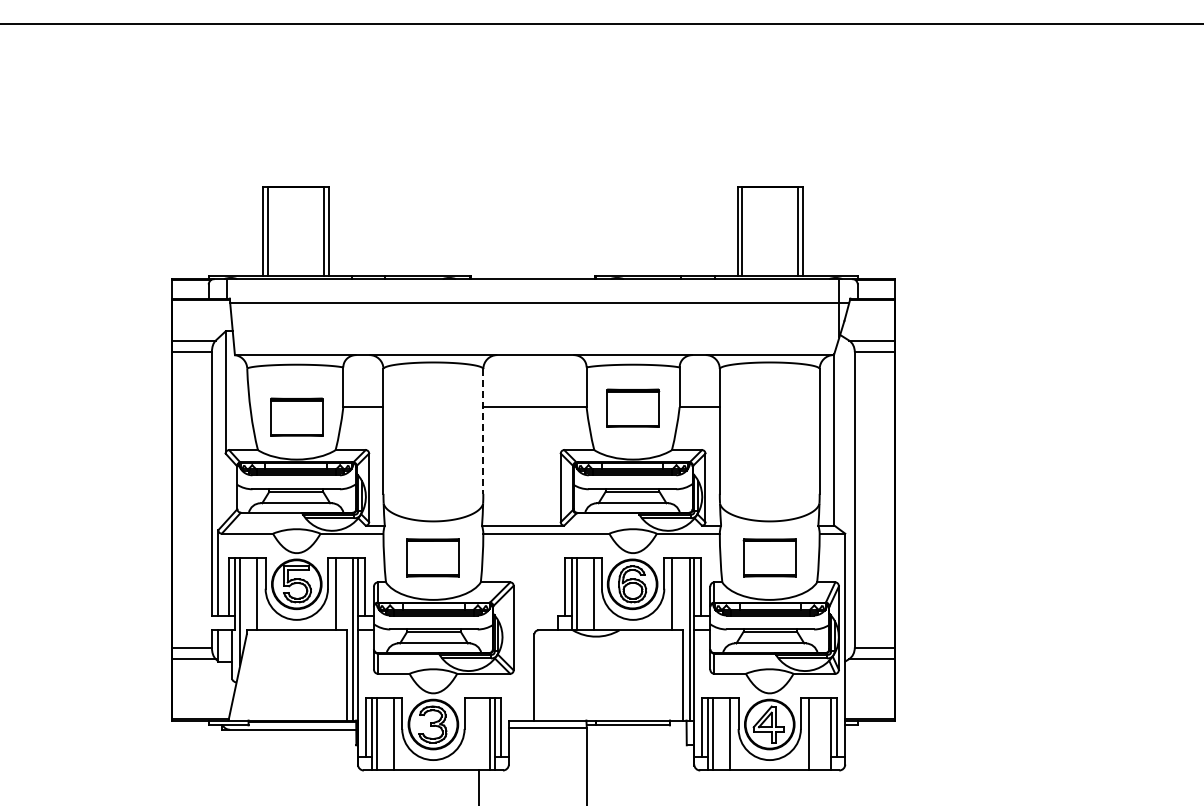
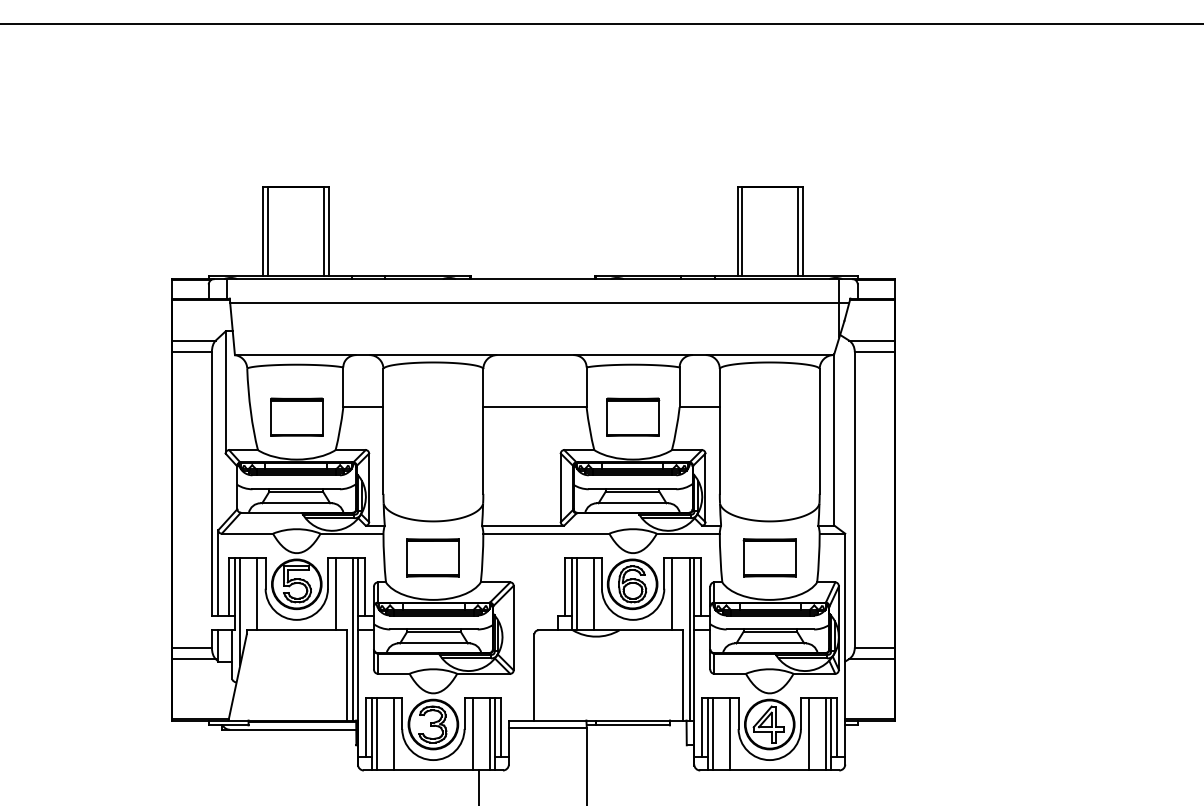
part position: (633, 407) -> (633, 416) (633, 416)
line: dashed -> solid (483, 431)
line: none -> present (472, 733)
line: none -> present (826, 733)
